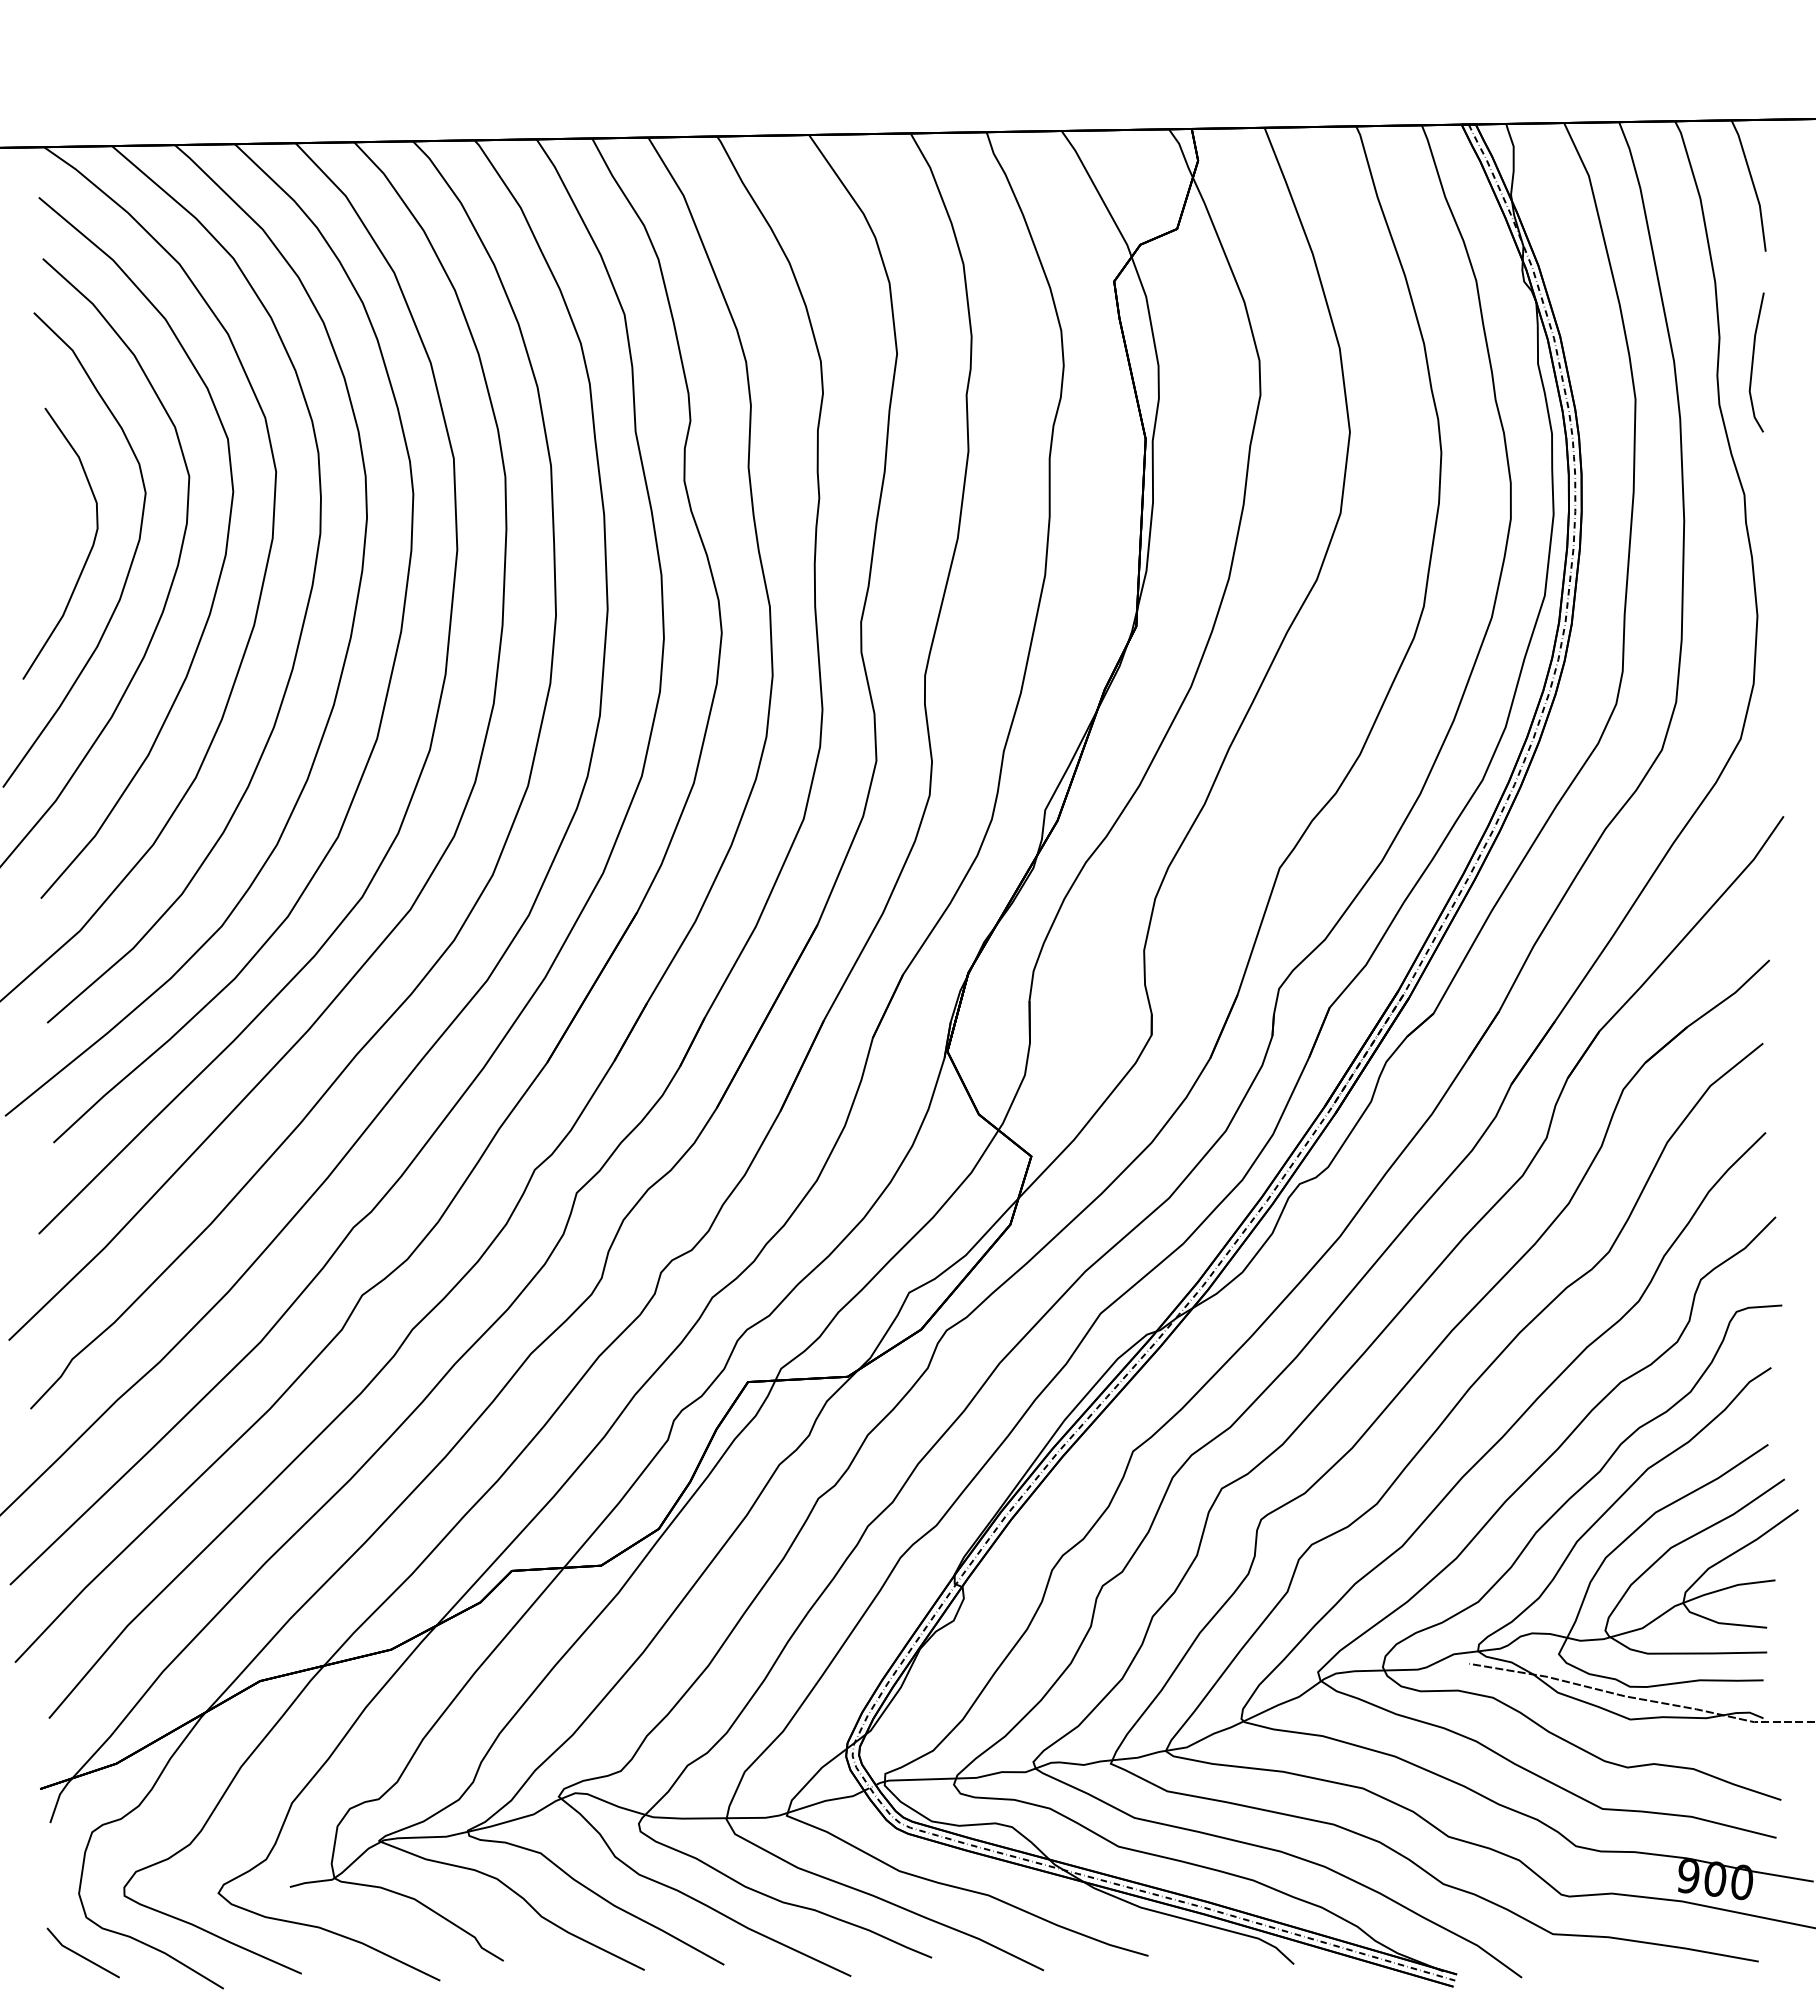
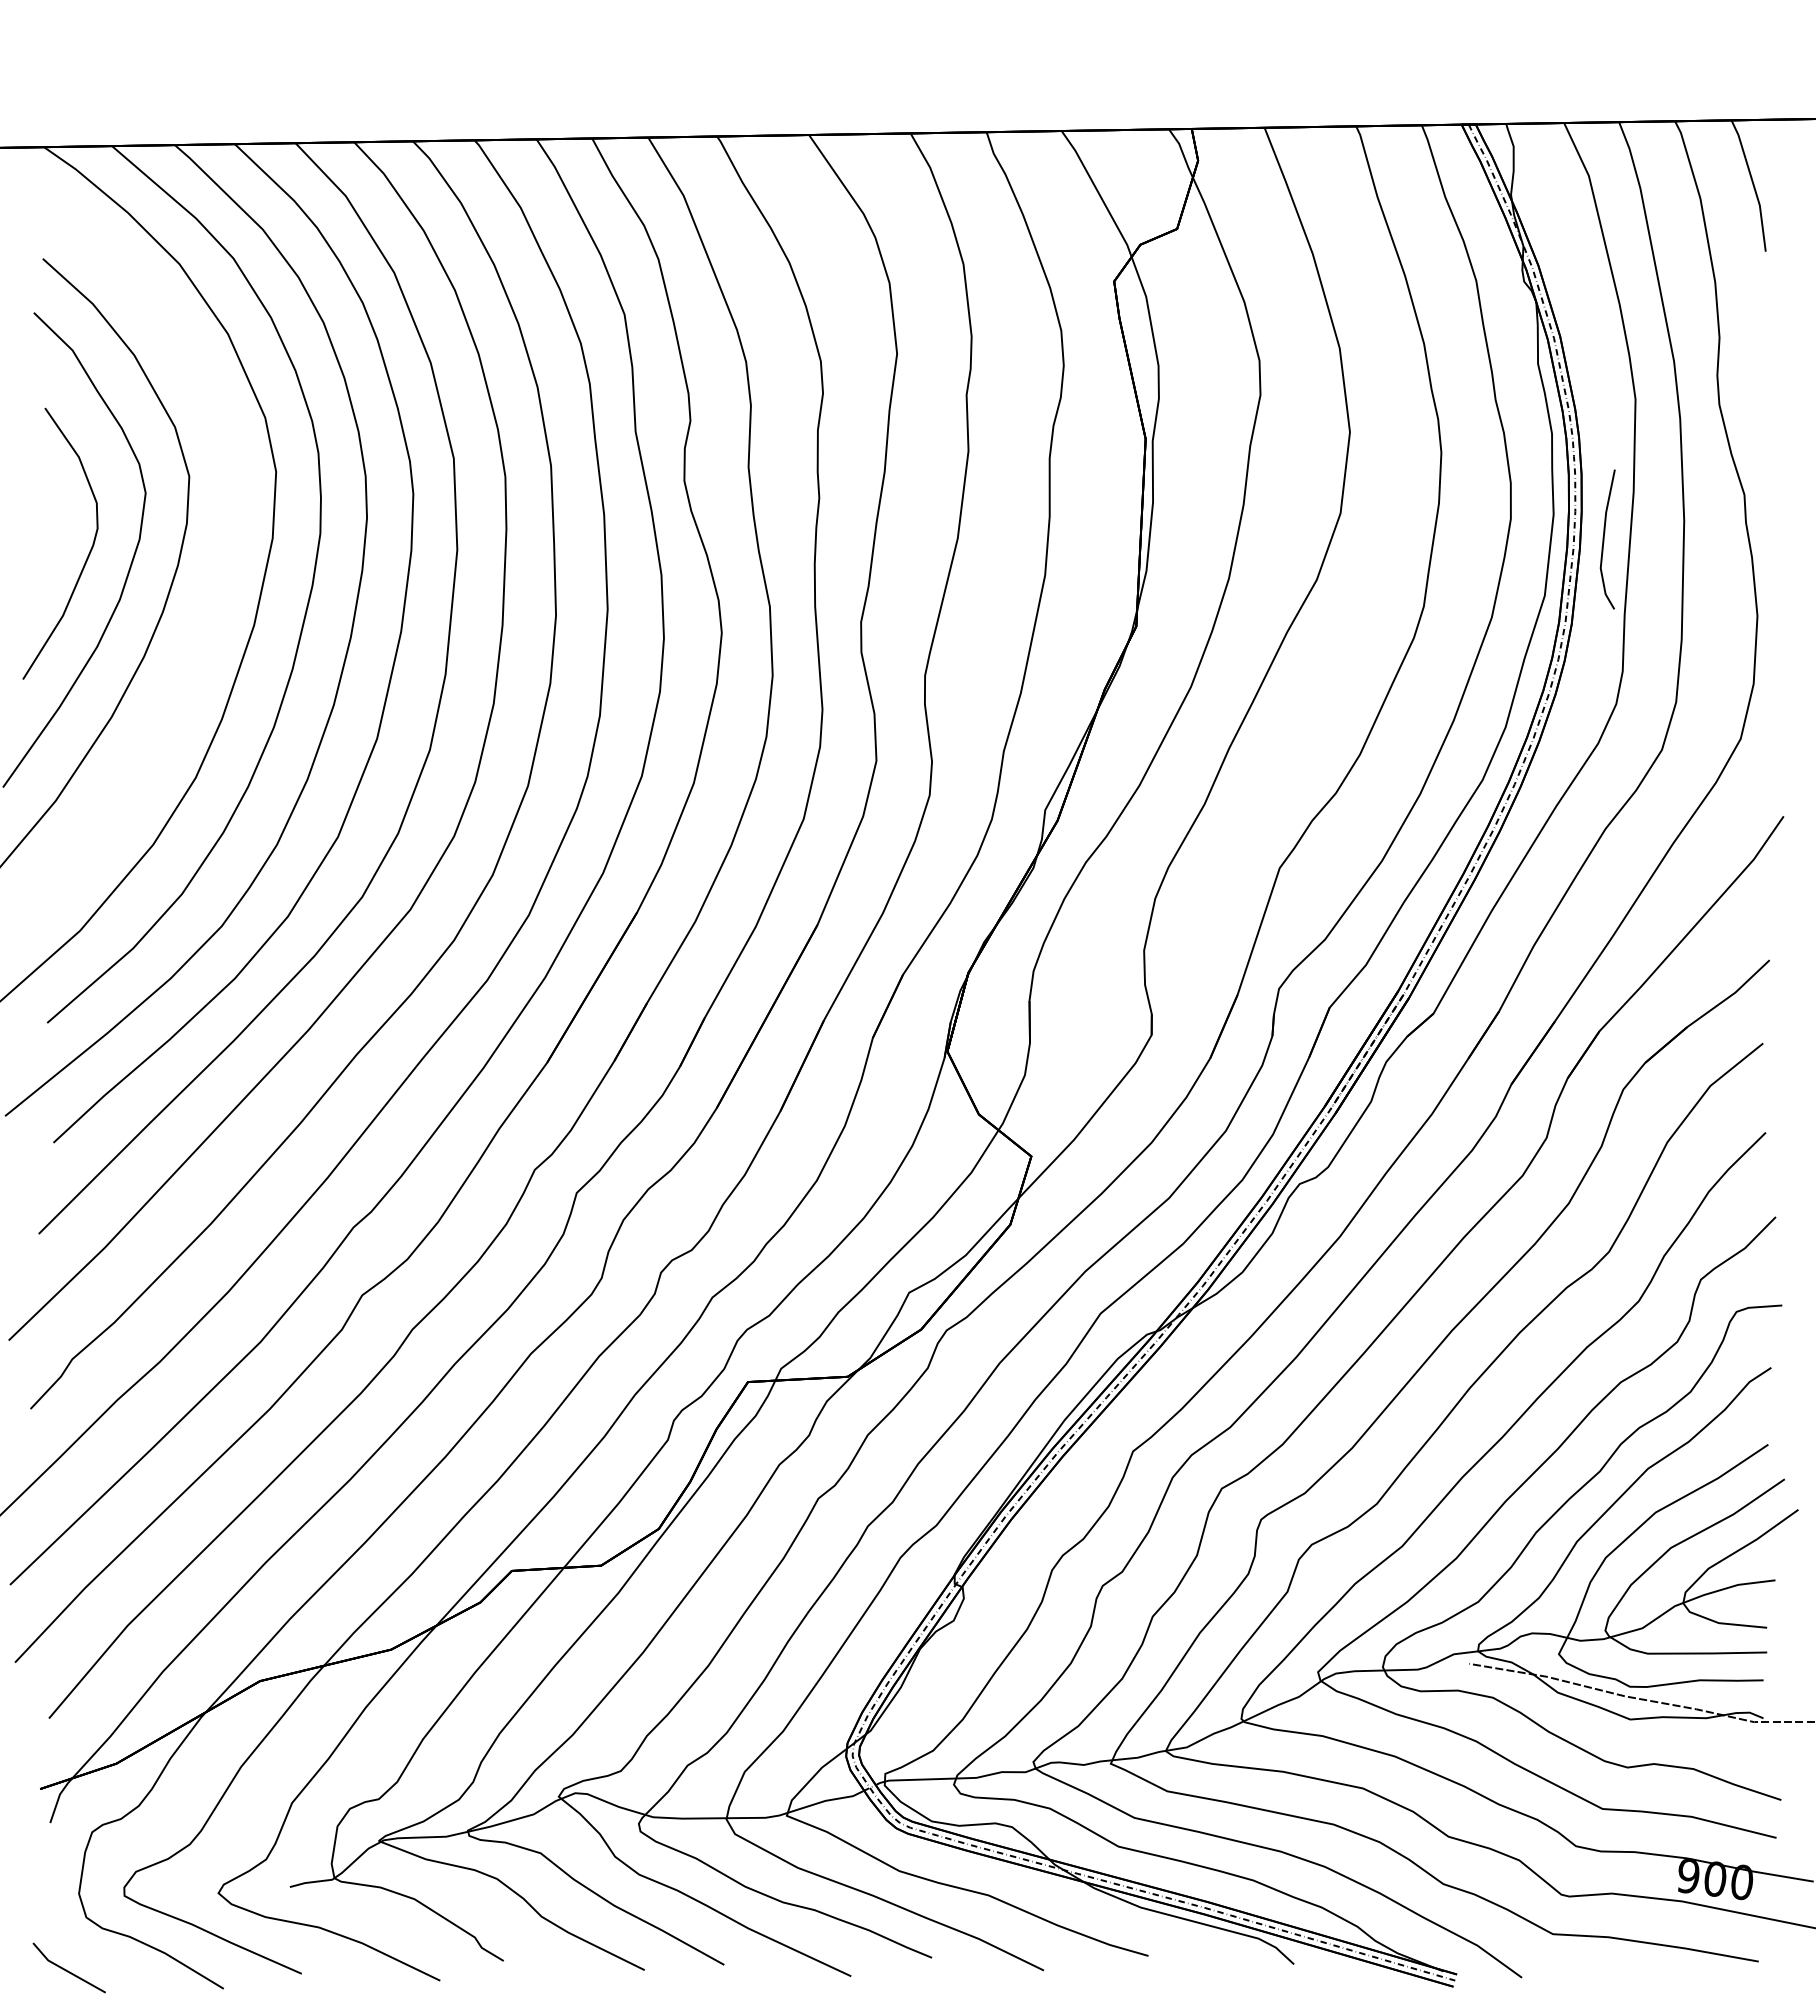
line position: (1753, 362) -> (1604, 539) (1604, 539)
curve: present -> none (219, 573)
line position: (80, 1954) -> (66, 1969) (66, 1969)
